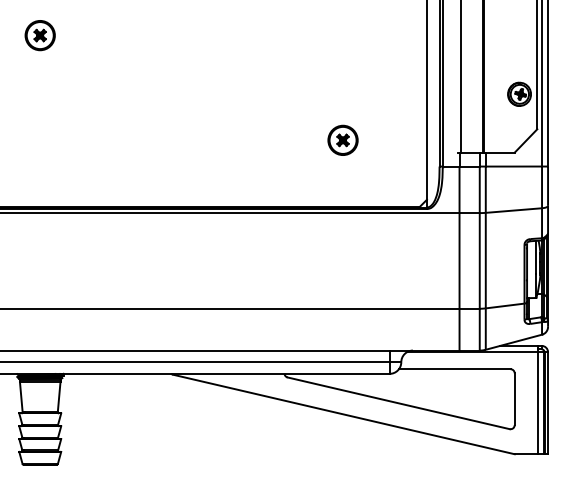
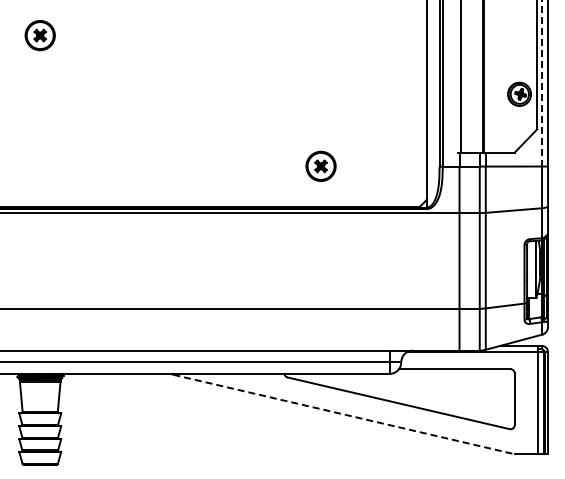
line: solid -> dashed (542, 83)
part position: (342, 139) -> (320, 165) (320, 165)
line: solid -> dashed (344, 414)
